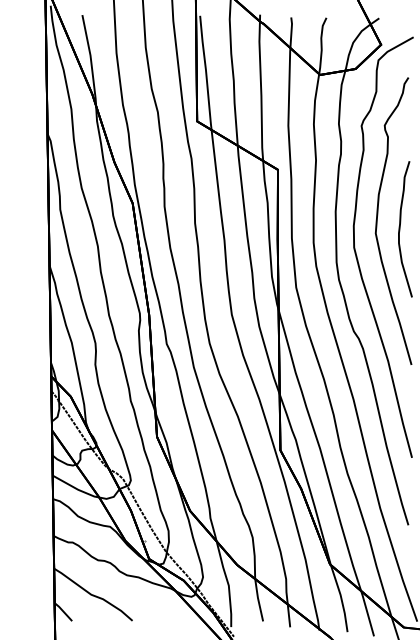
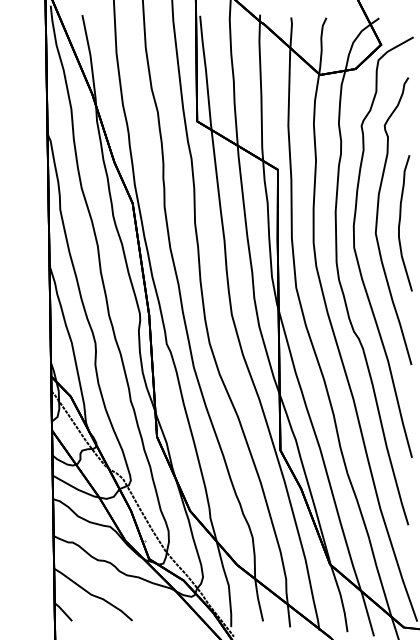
curve position: (400, 229) -> (400, 223) (400, 223)
